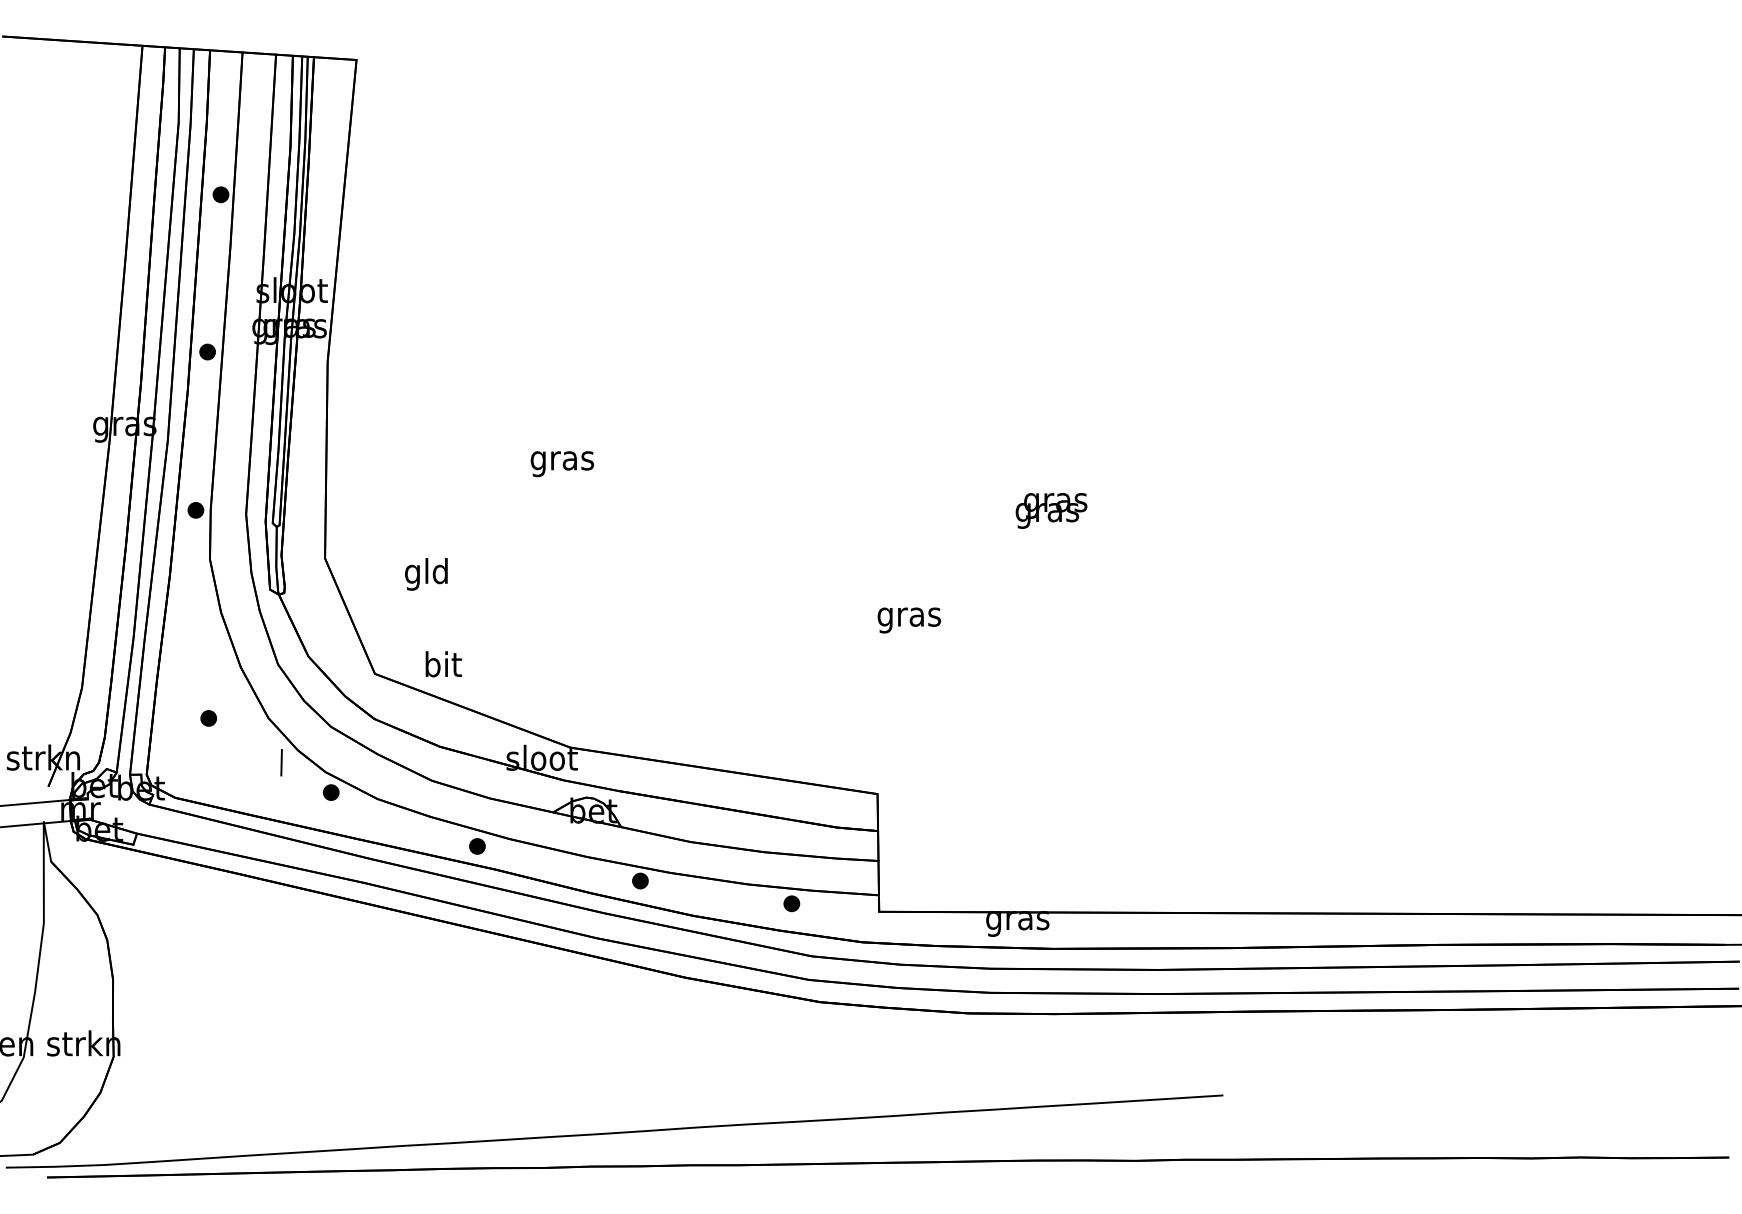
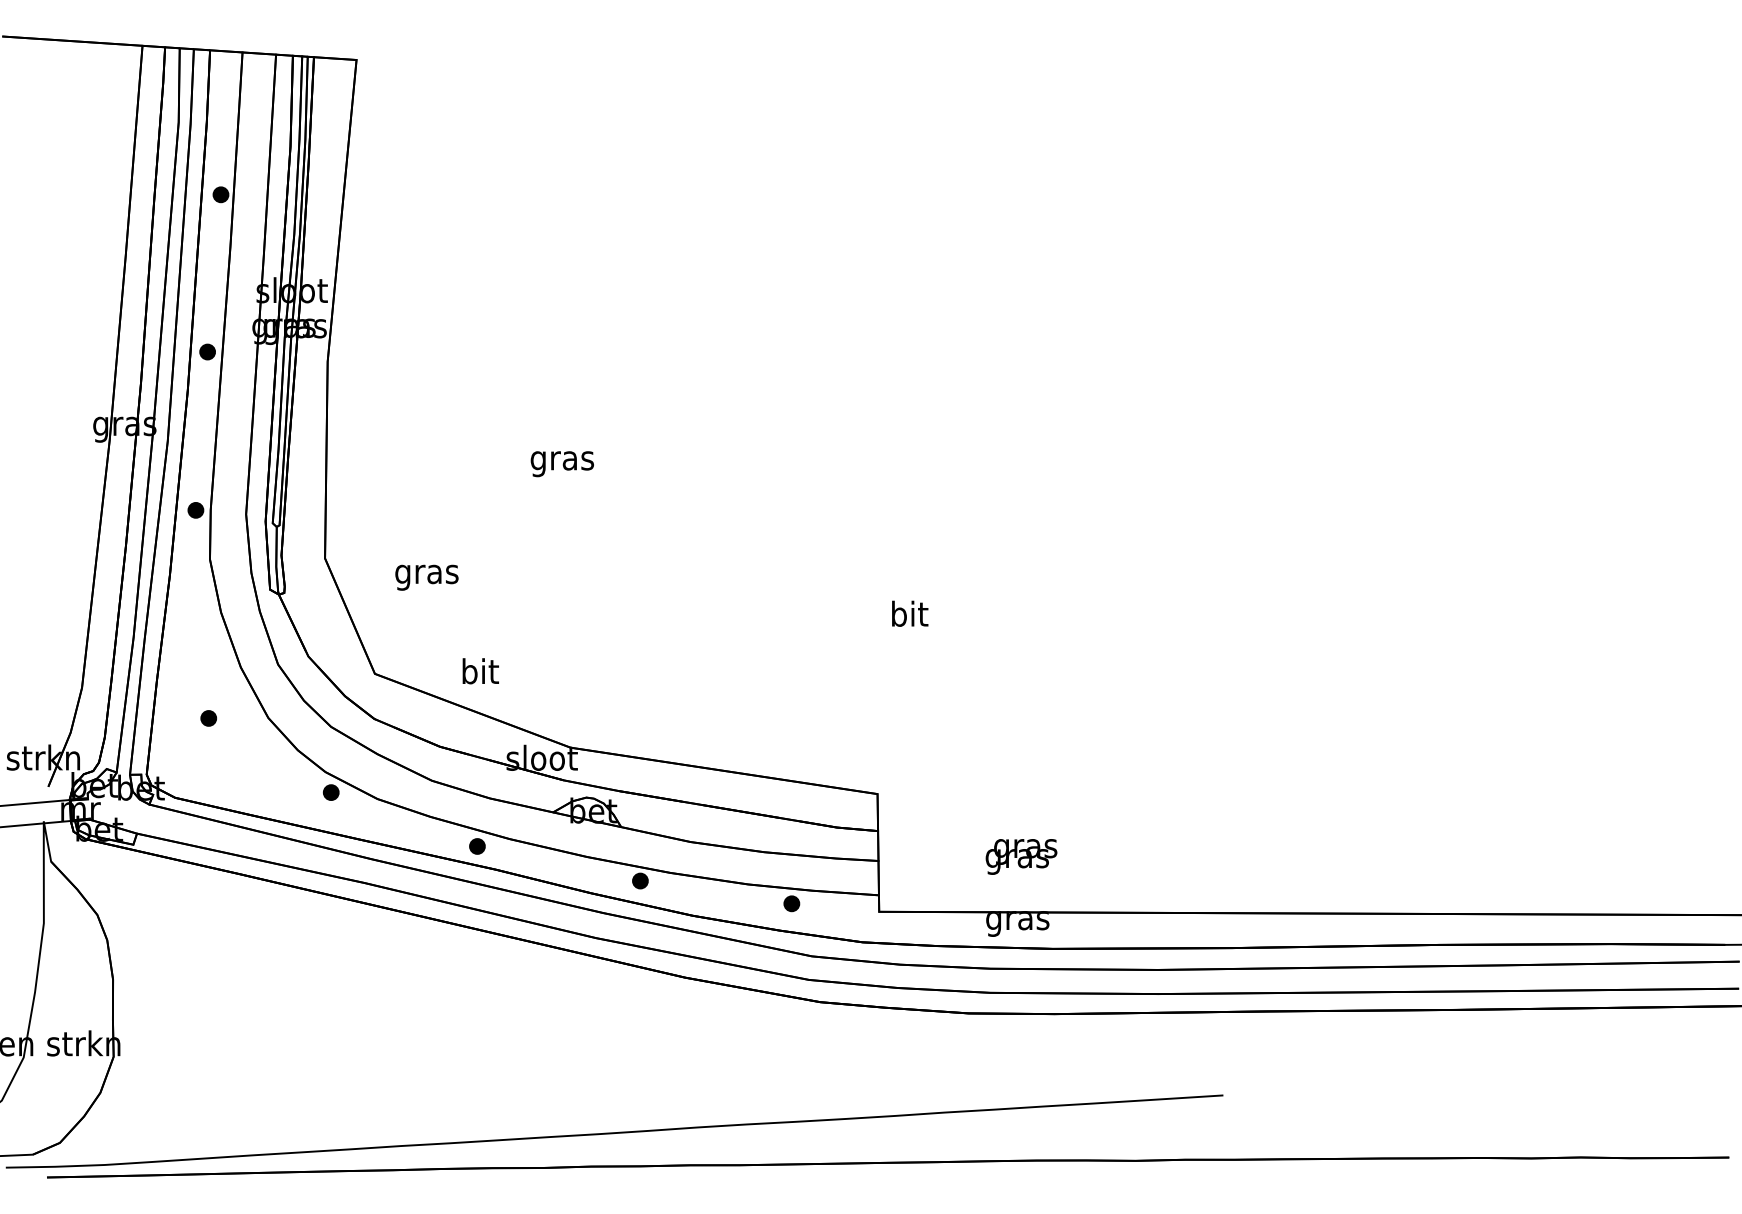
text position: (1051, 510) -> (1021, 856) (1021, 856)
text: gld -> gras (426, 574)
text: gras -> bit (908, 616)
text position: (443, 664) -> (480, 671) (480, 671)
line: present -> none (281, 762)
